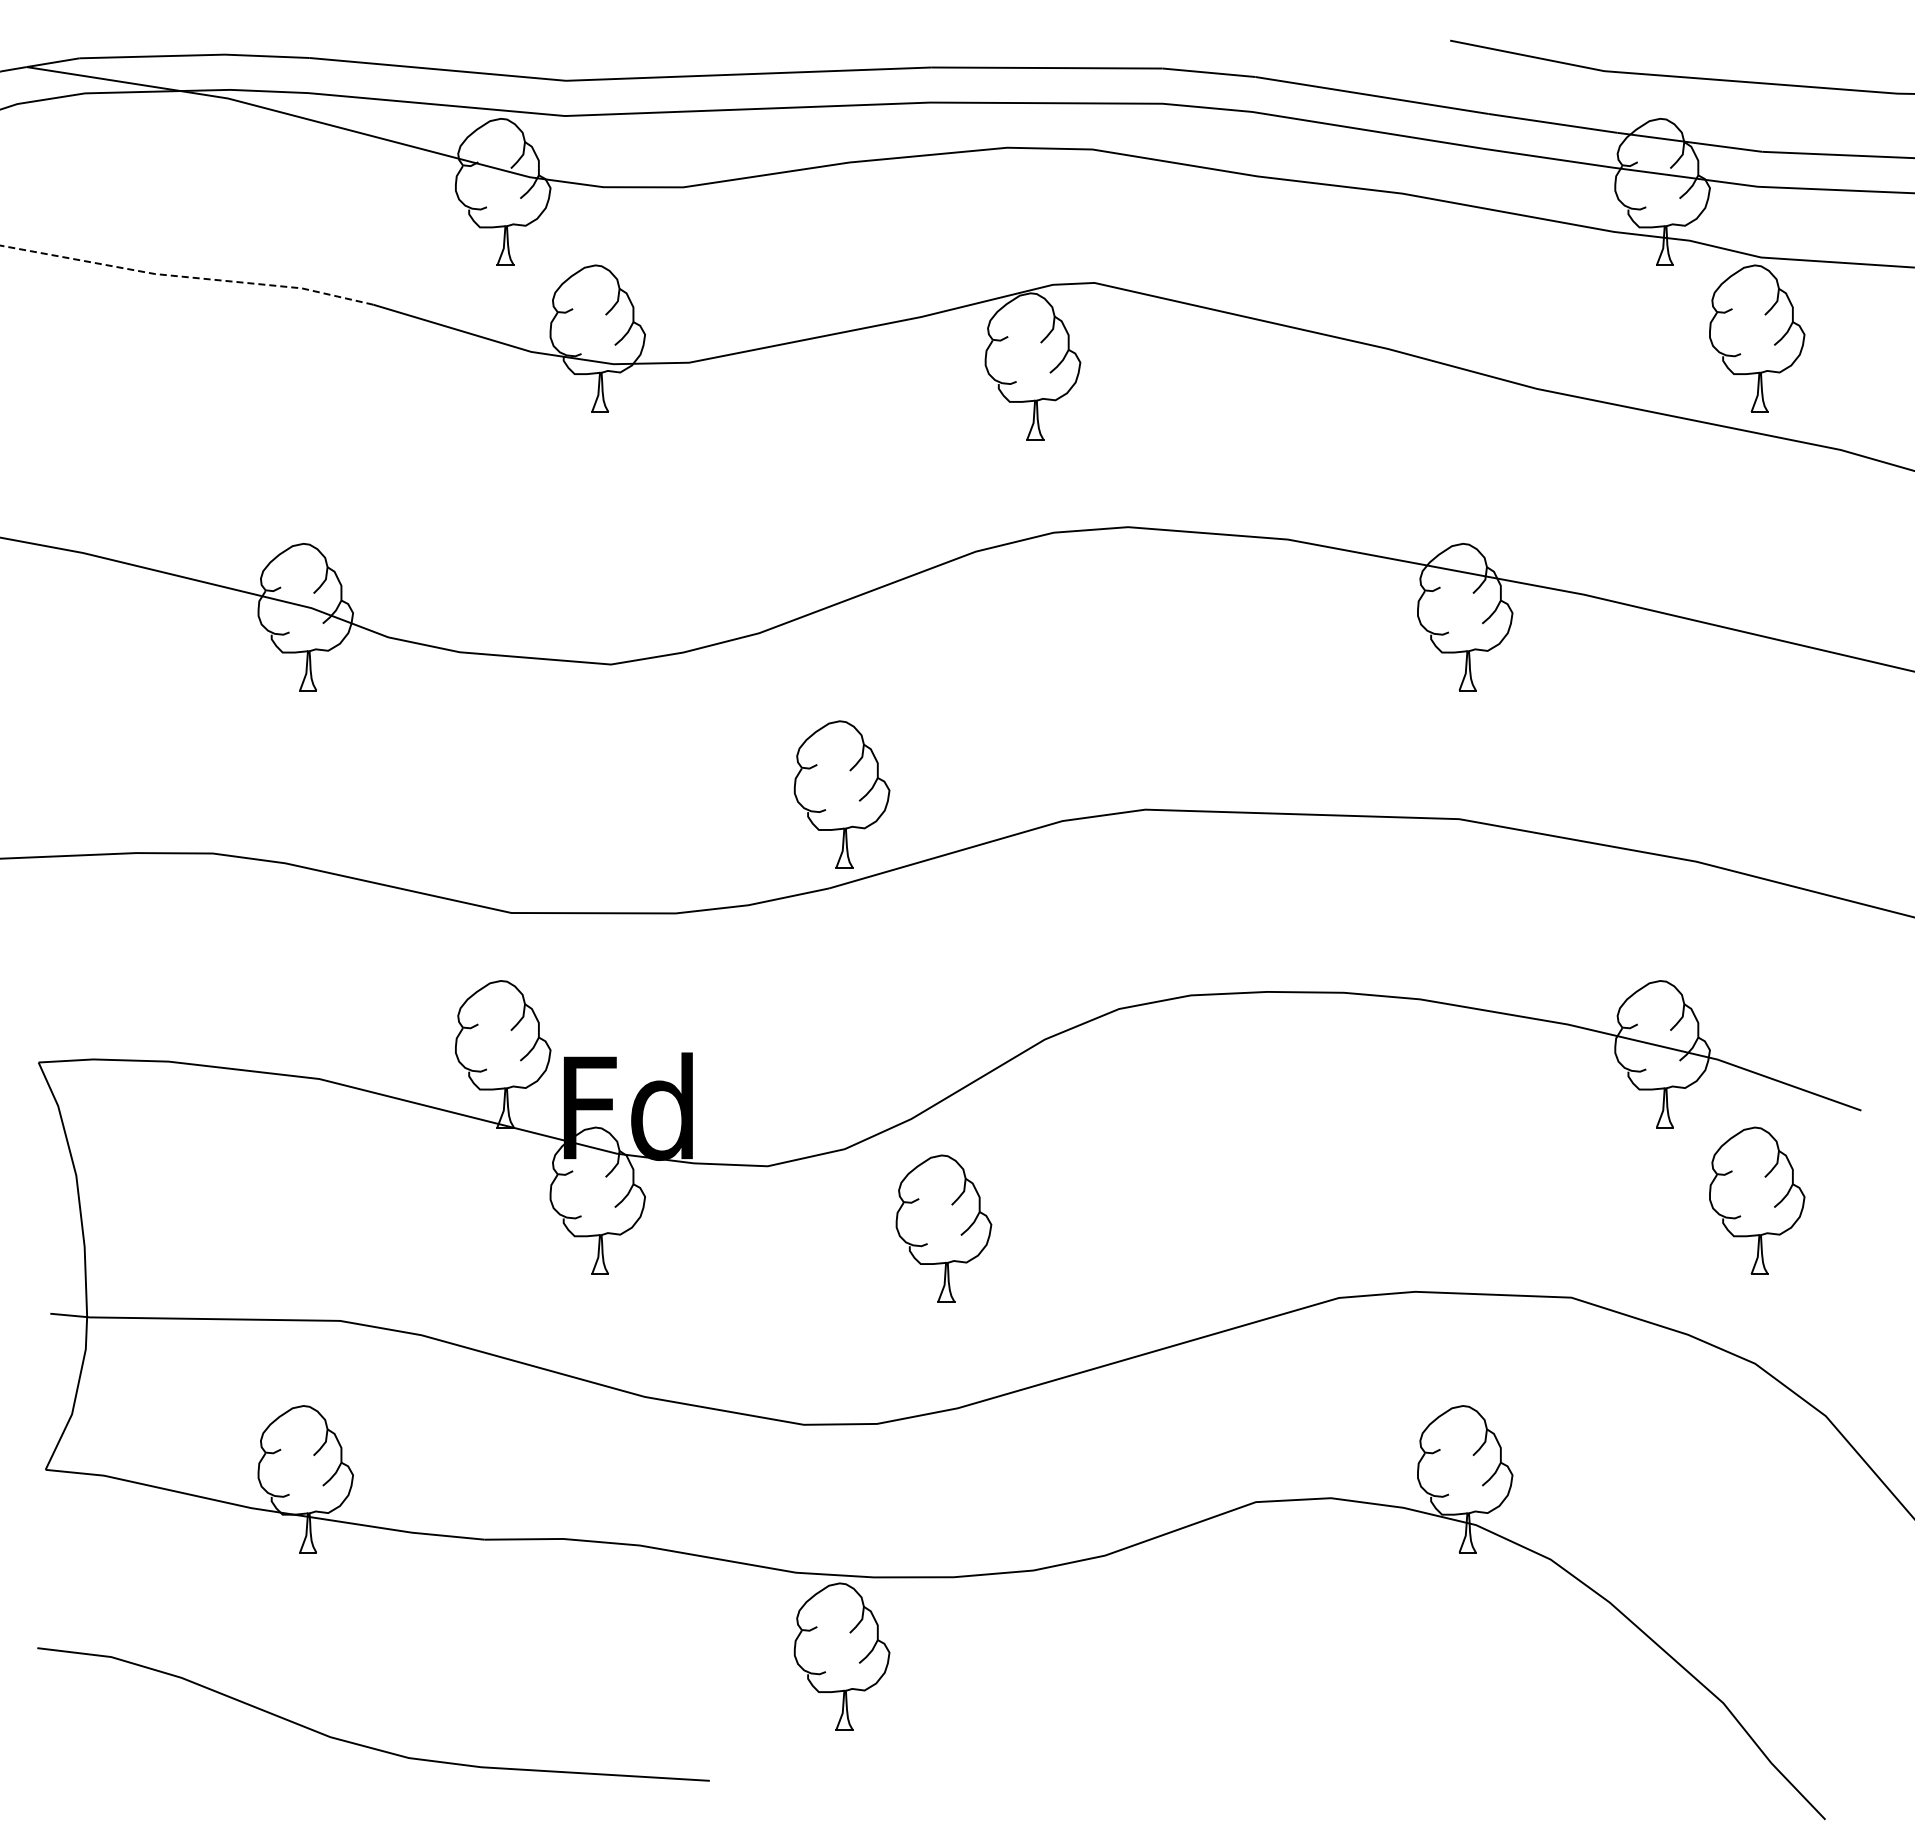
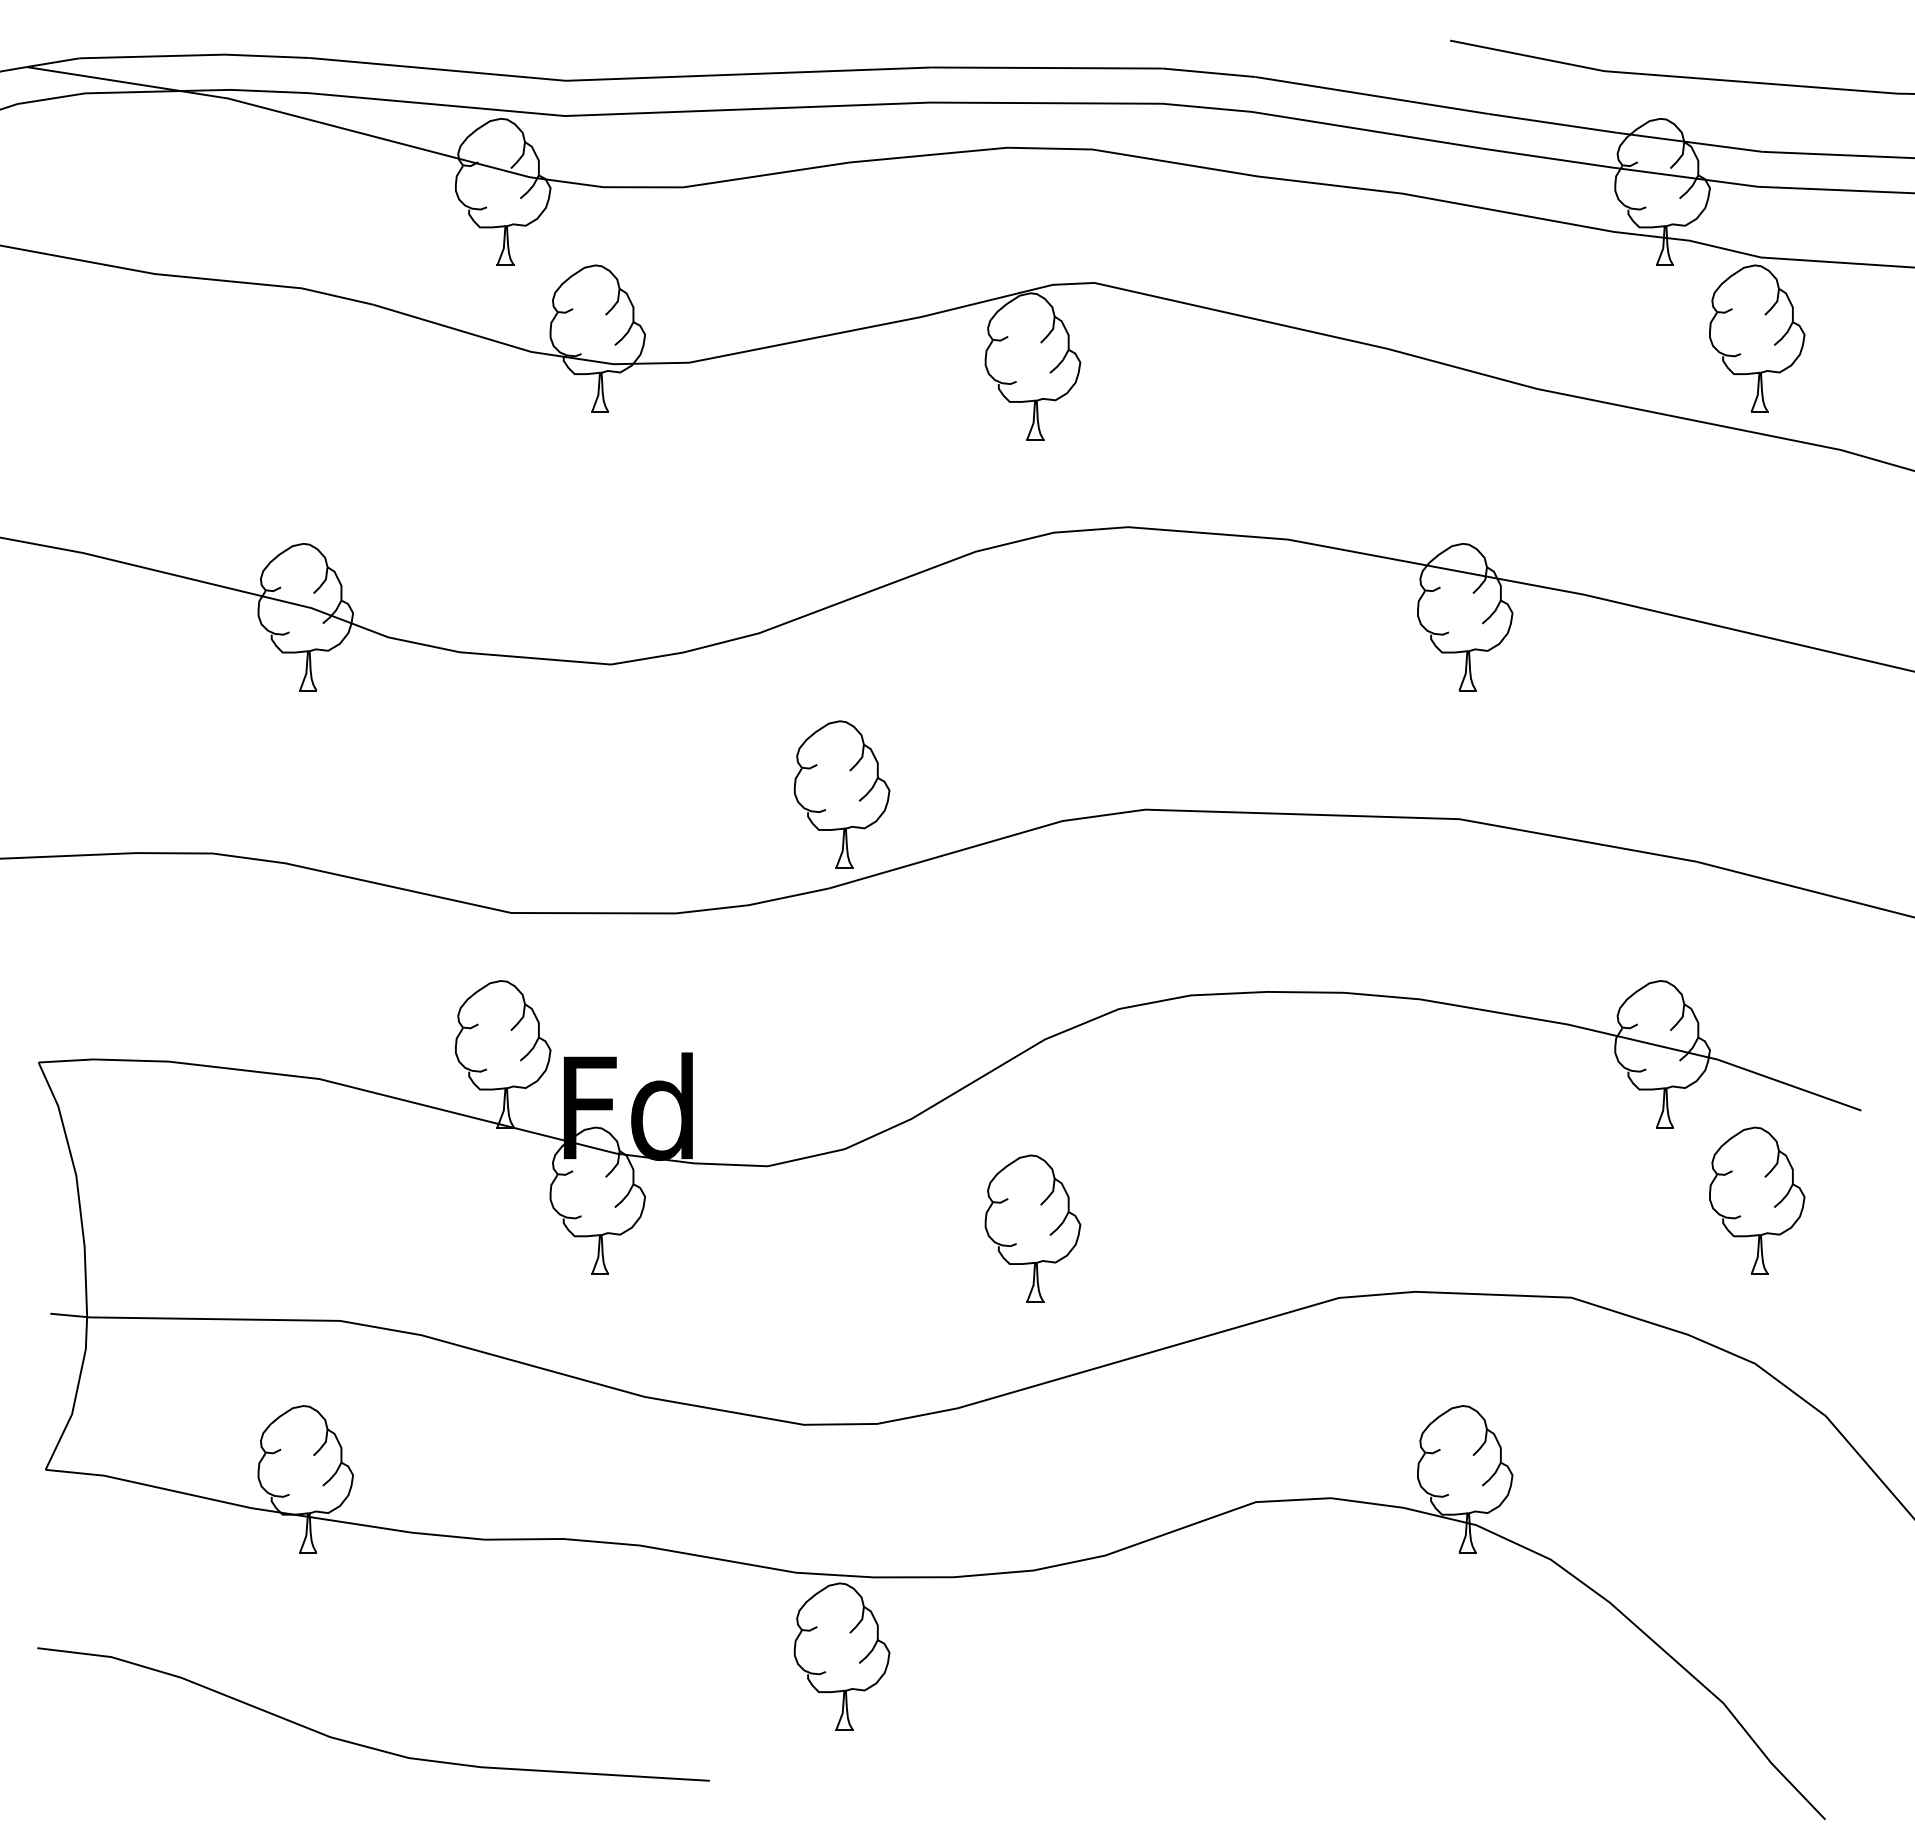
line: dashed -> solid (186, 277)
part position: (943, 1228) -> (1032, 1228) (1032, 1228)
